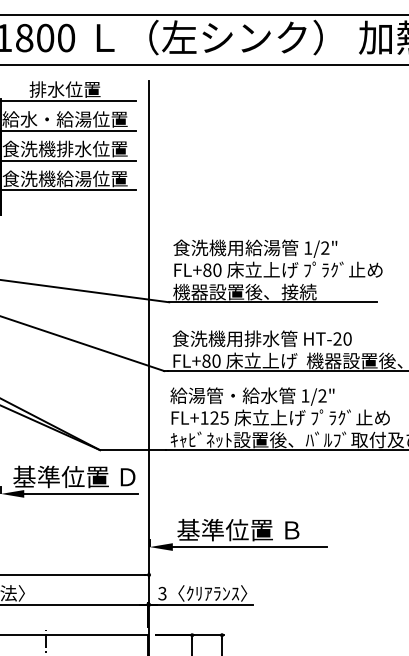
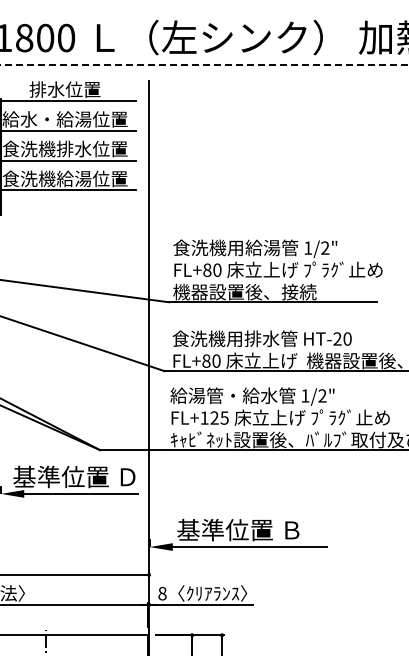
line: present -> none (203, 15)
line: solid -> dashed (204, 65)
text: 3 -> 8 (162, 593)
